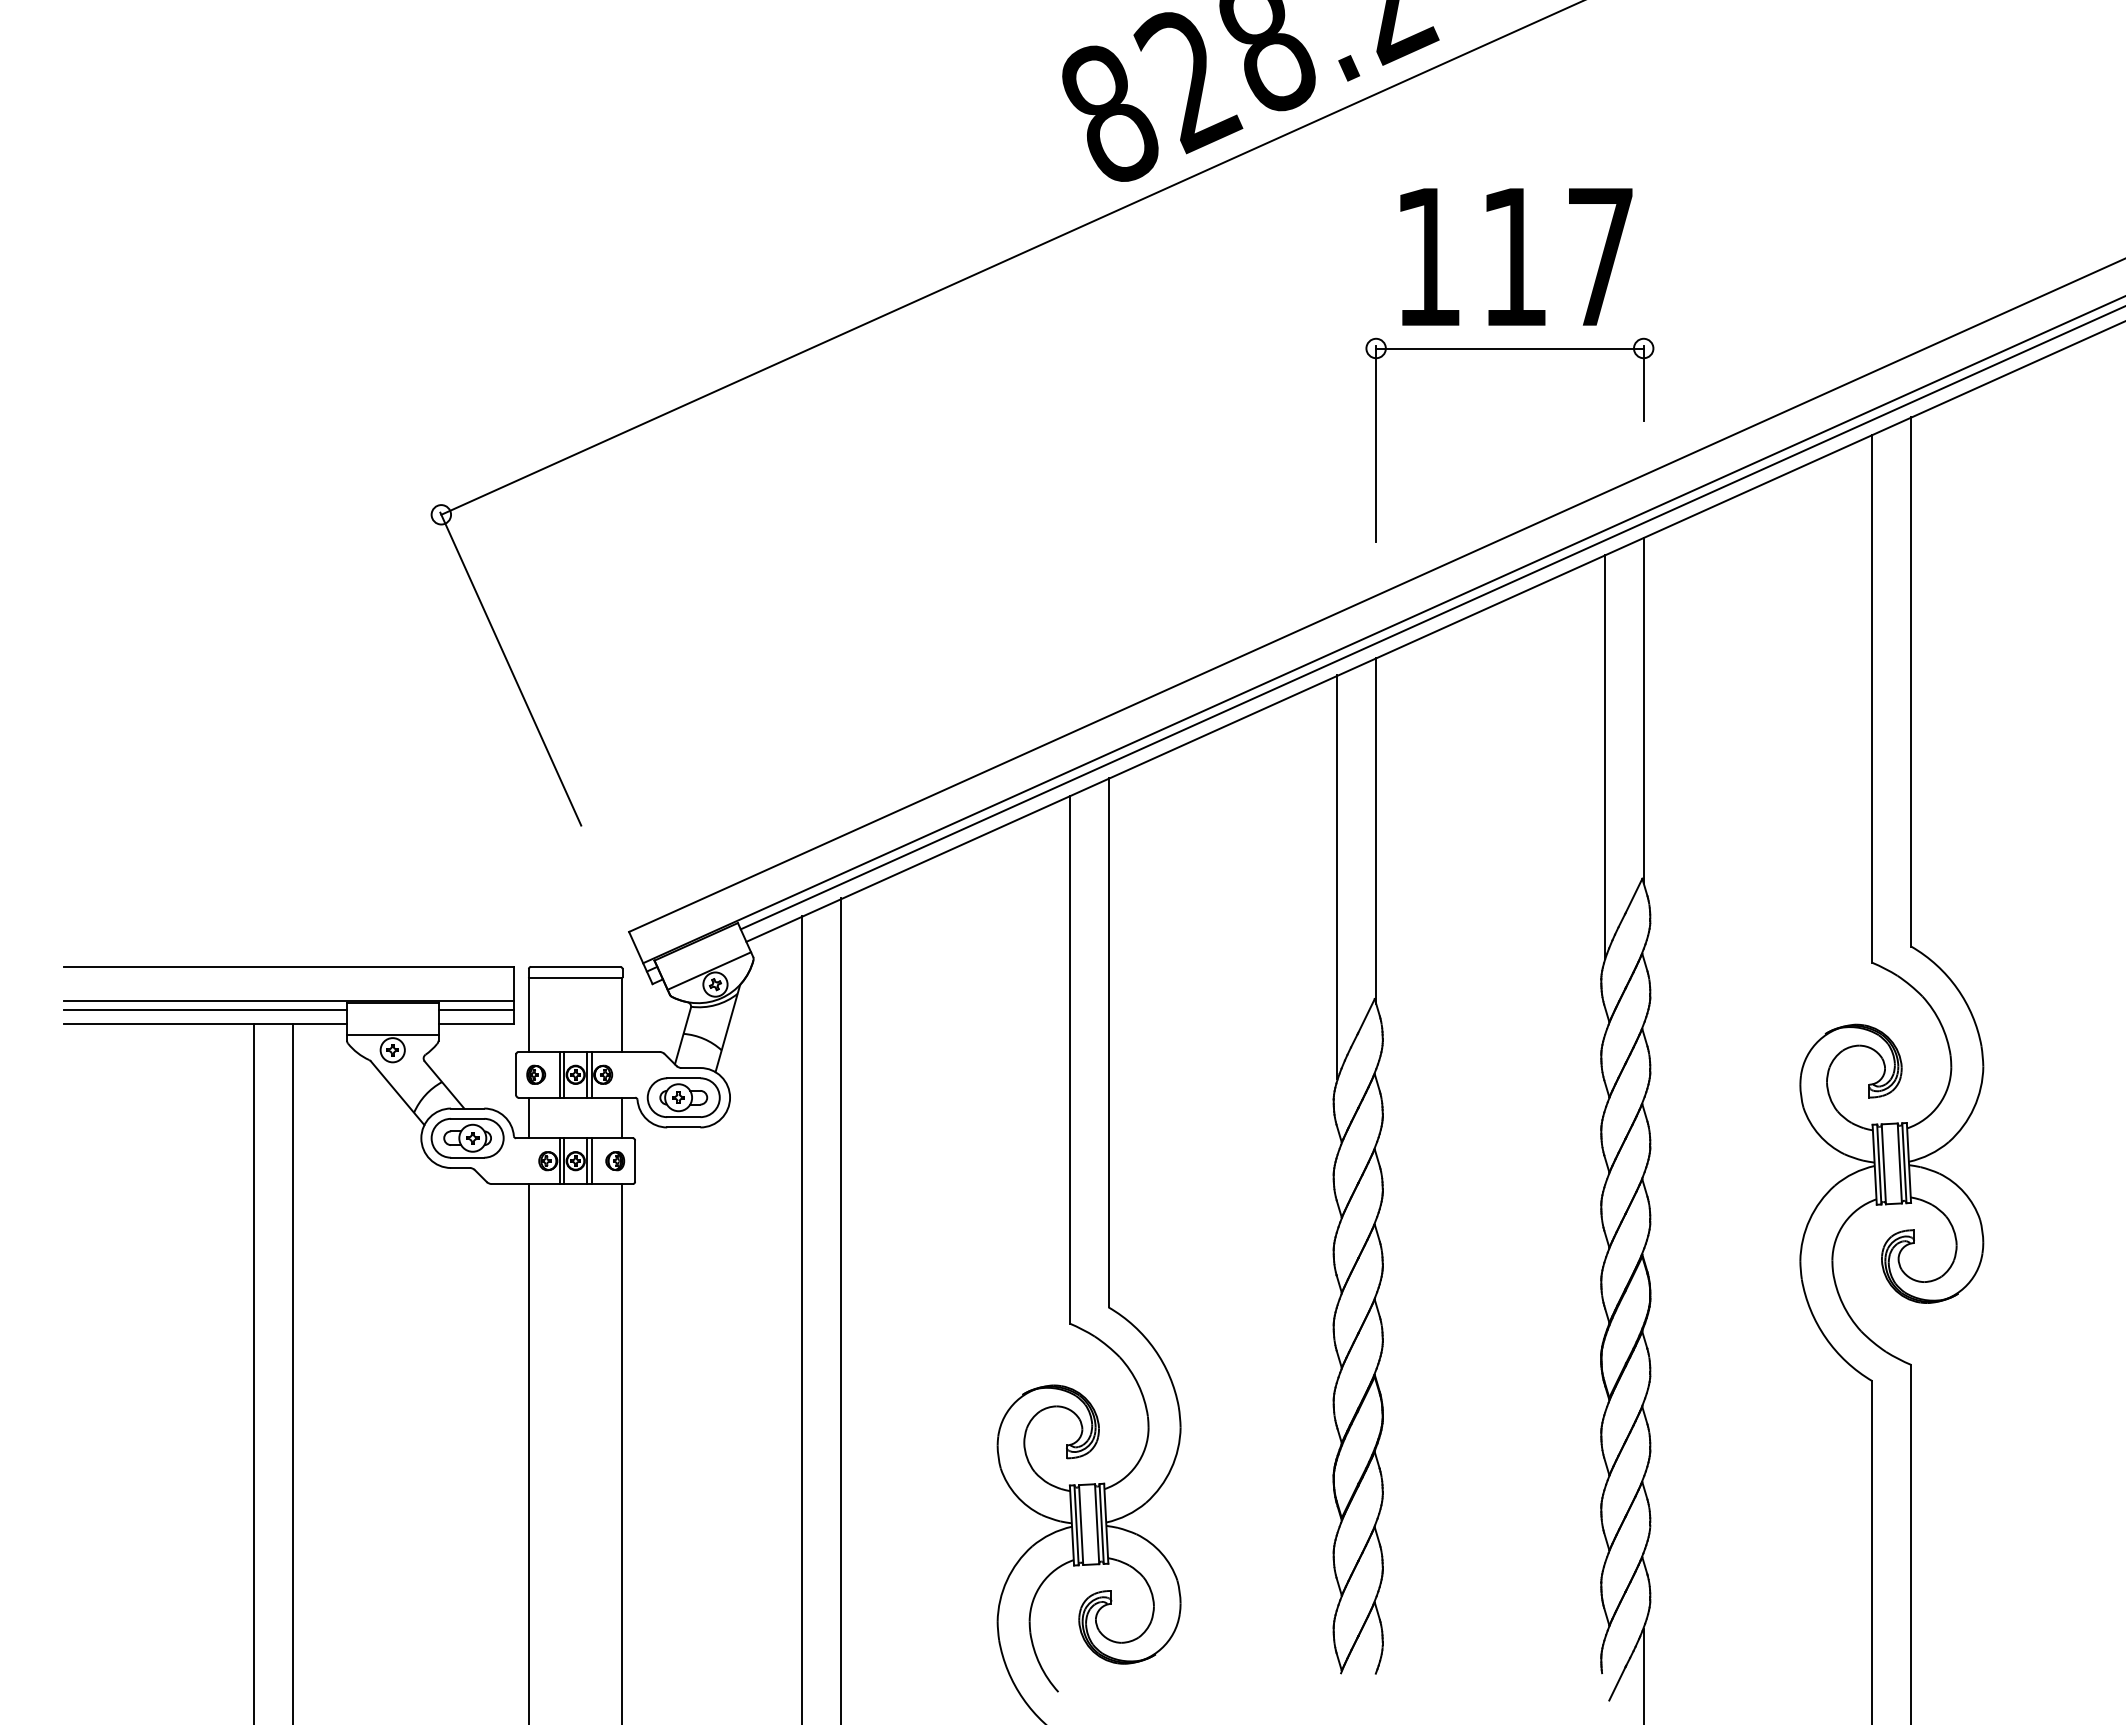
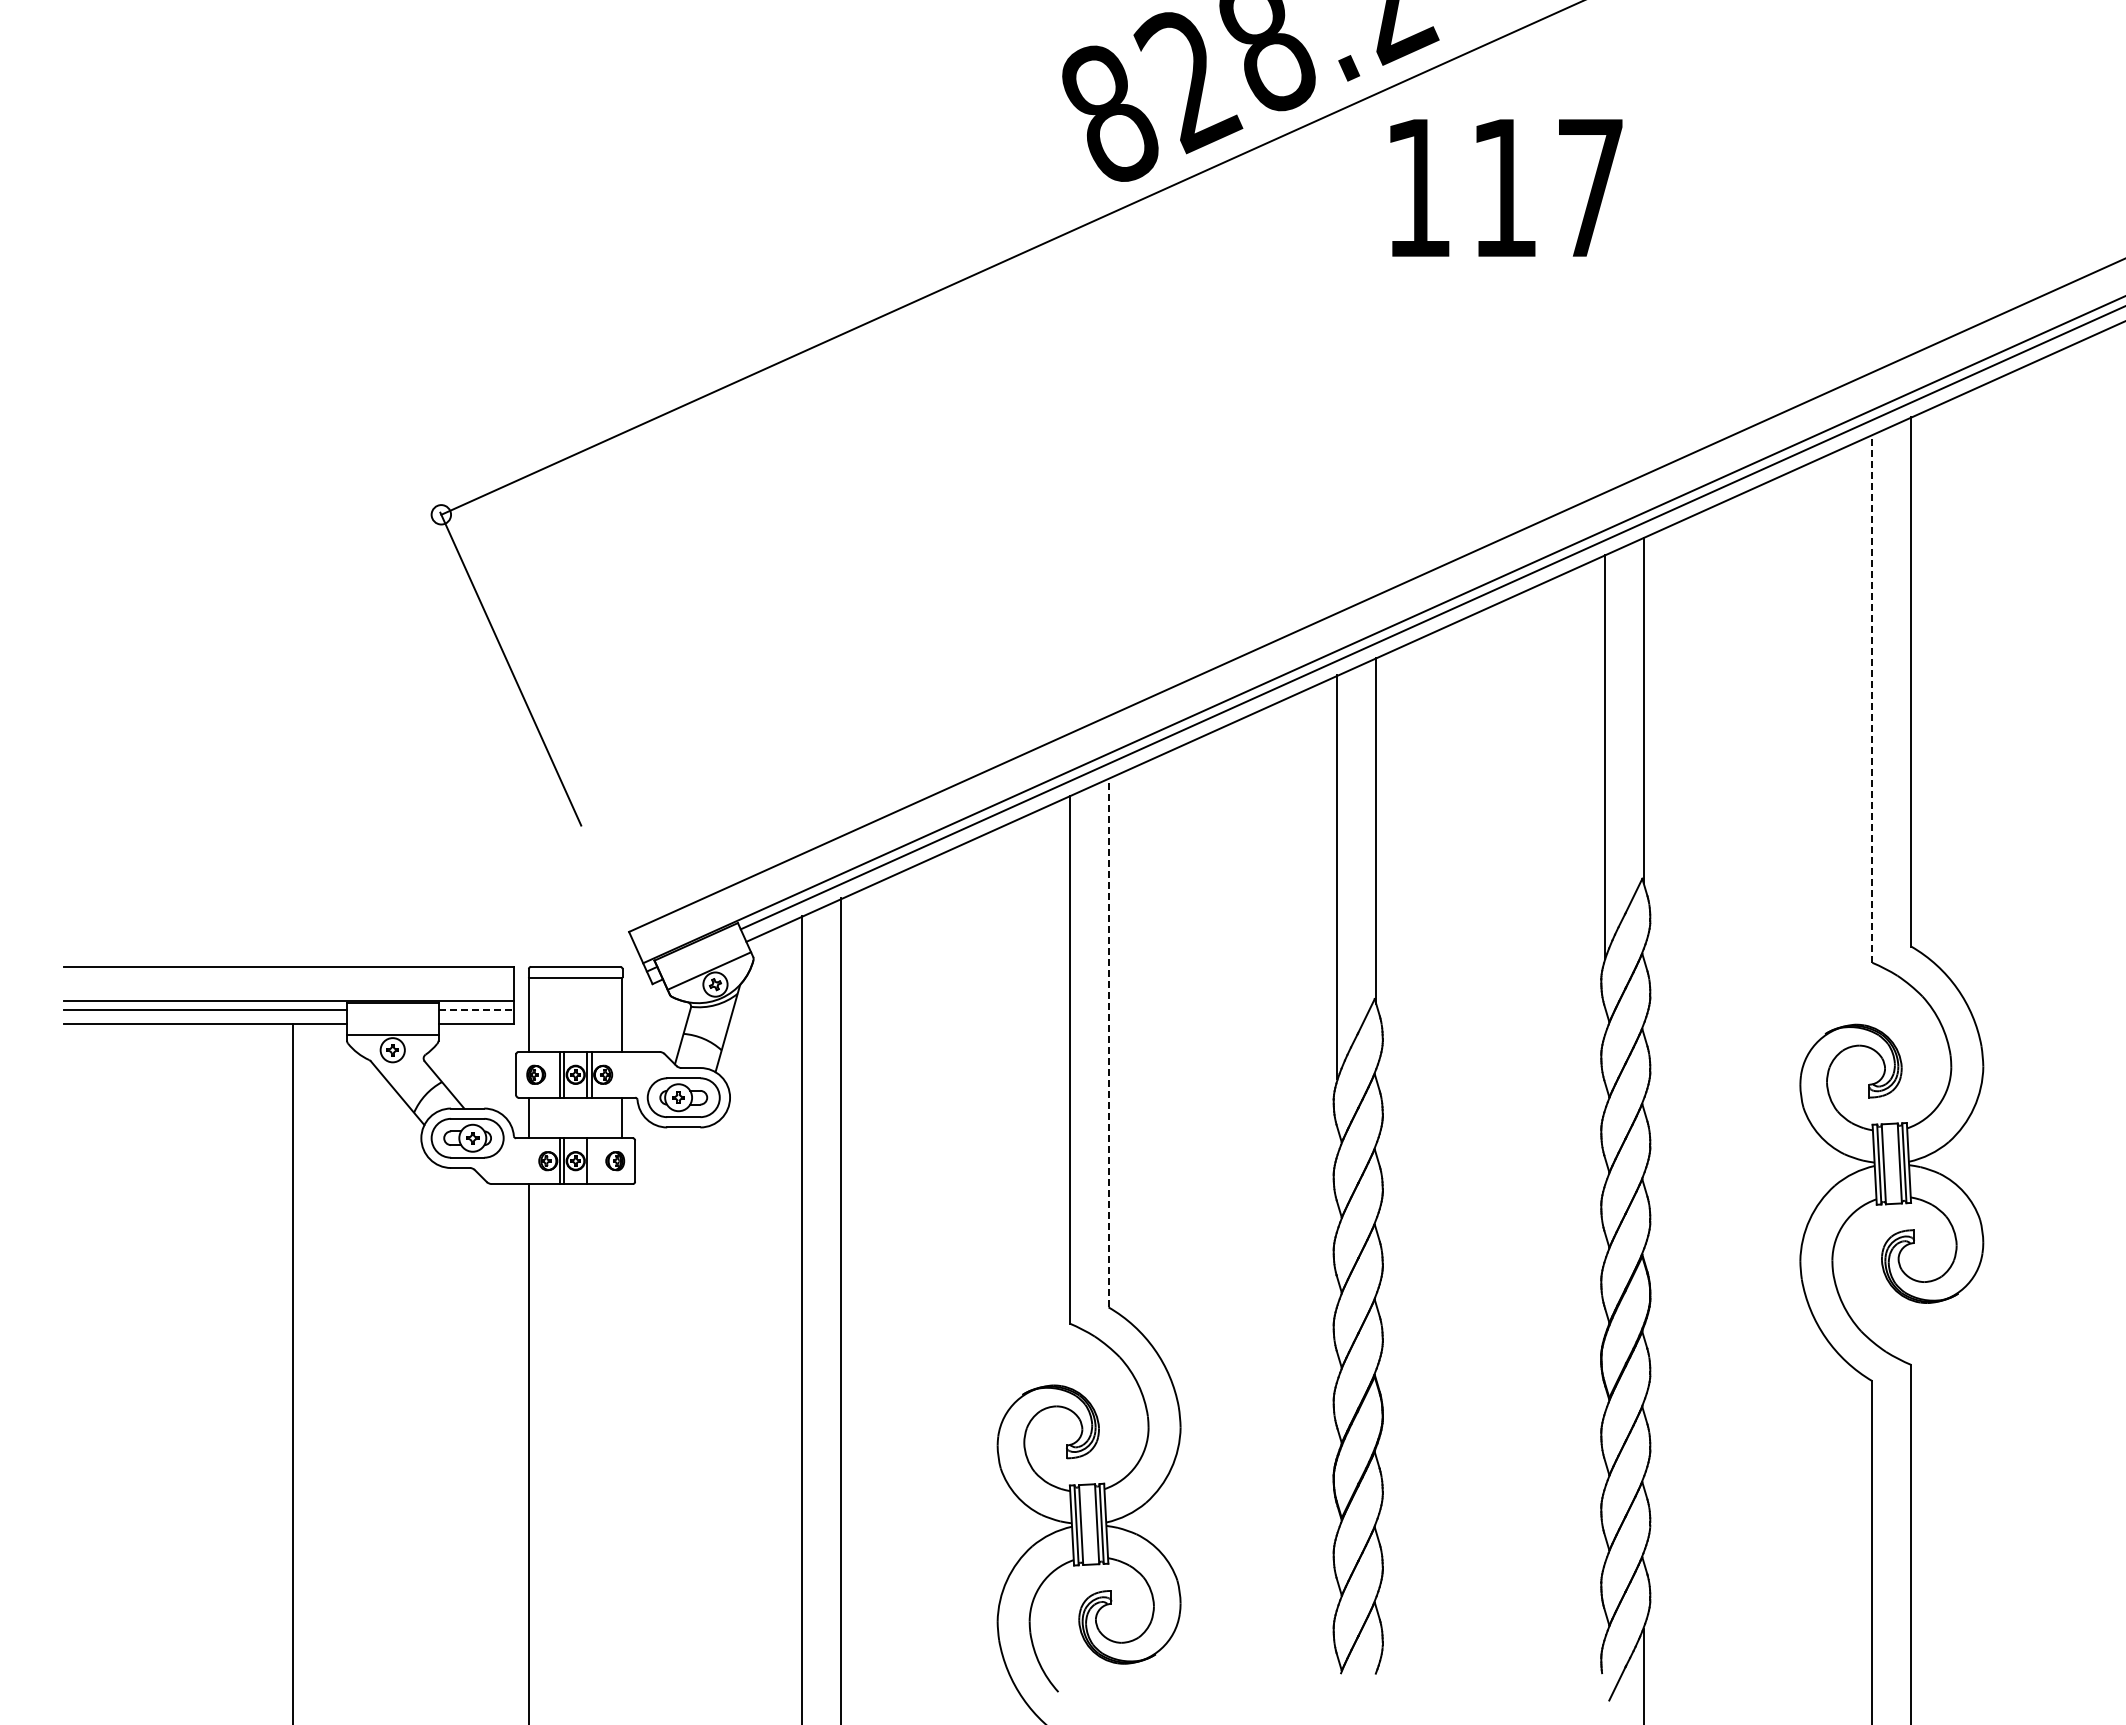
text position: (1516, 256) -> (1506, 187) (1506, 187)
part: present -> none (1509, 349)
line: solid -> dashed (1872, 698)
line: solid -> dashed (476, 1010)
line: solid -> dashed (1108, 1042)
line: present -> none (591, 1161)
line: present -> none (254, 1372)
line: present -> none (622, 1452)
